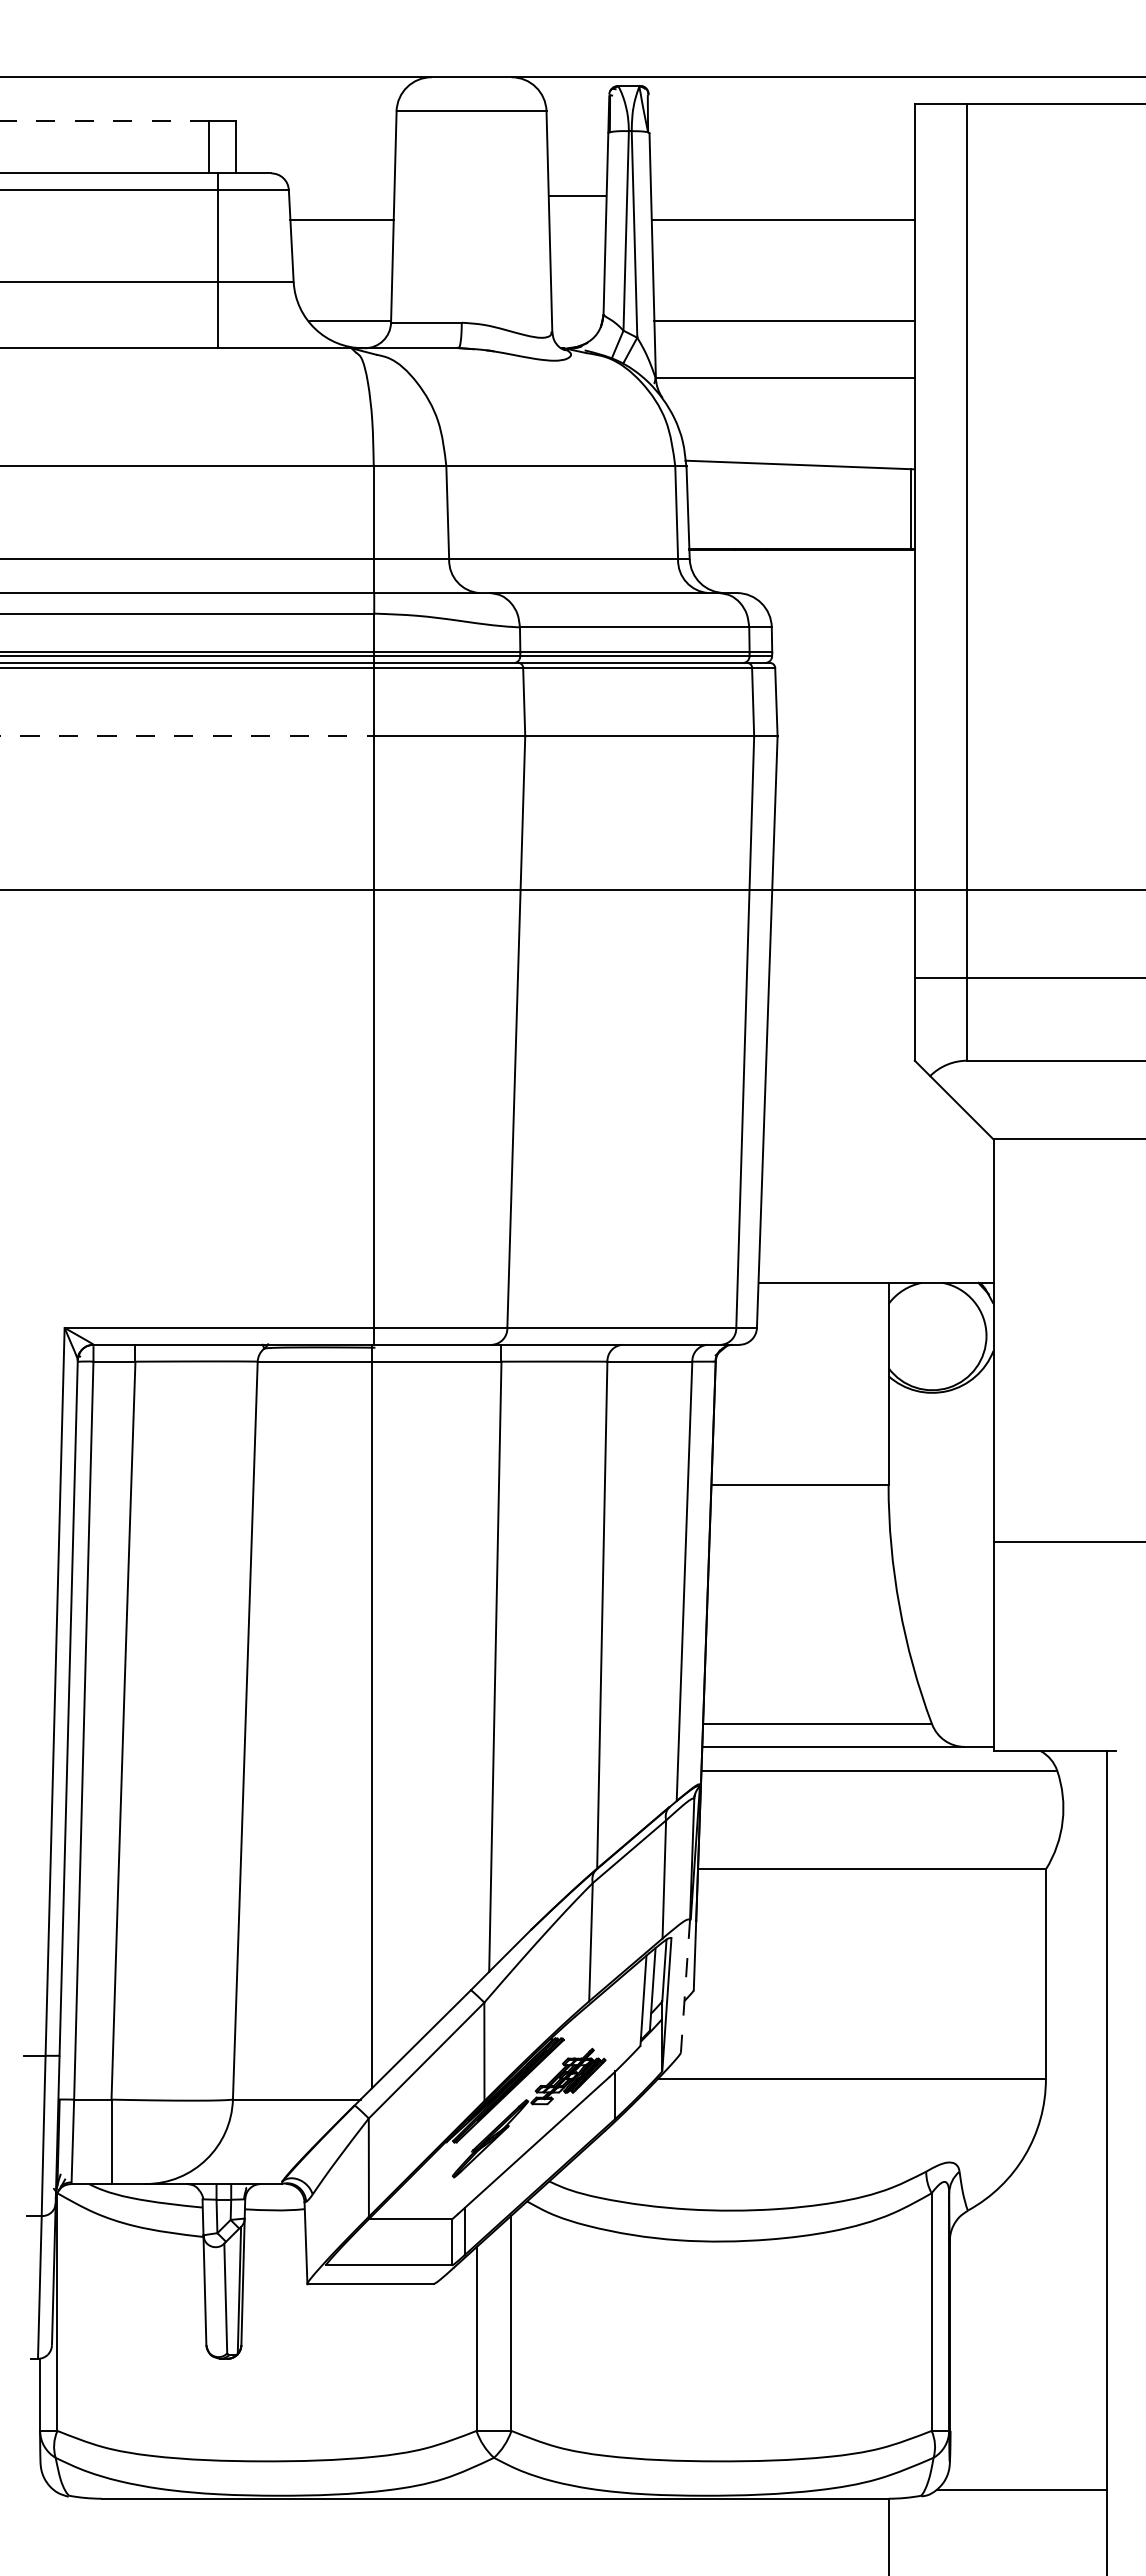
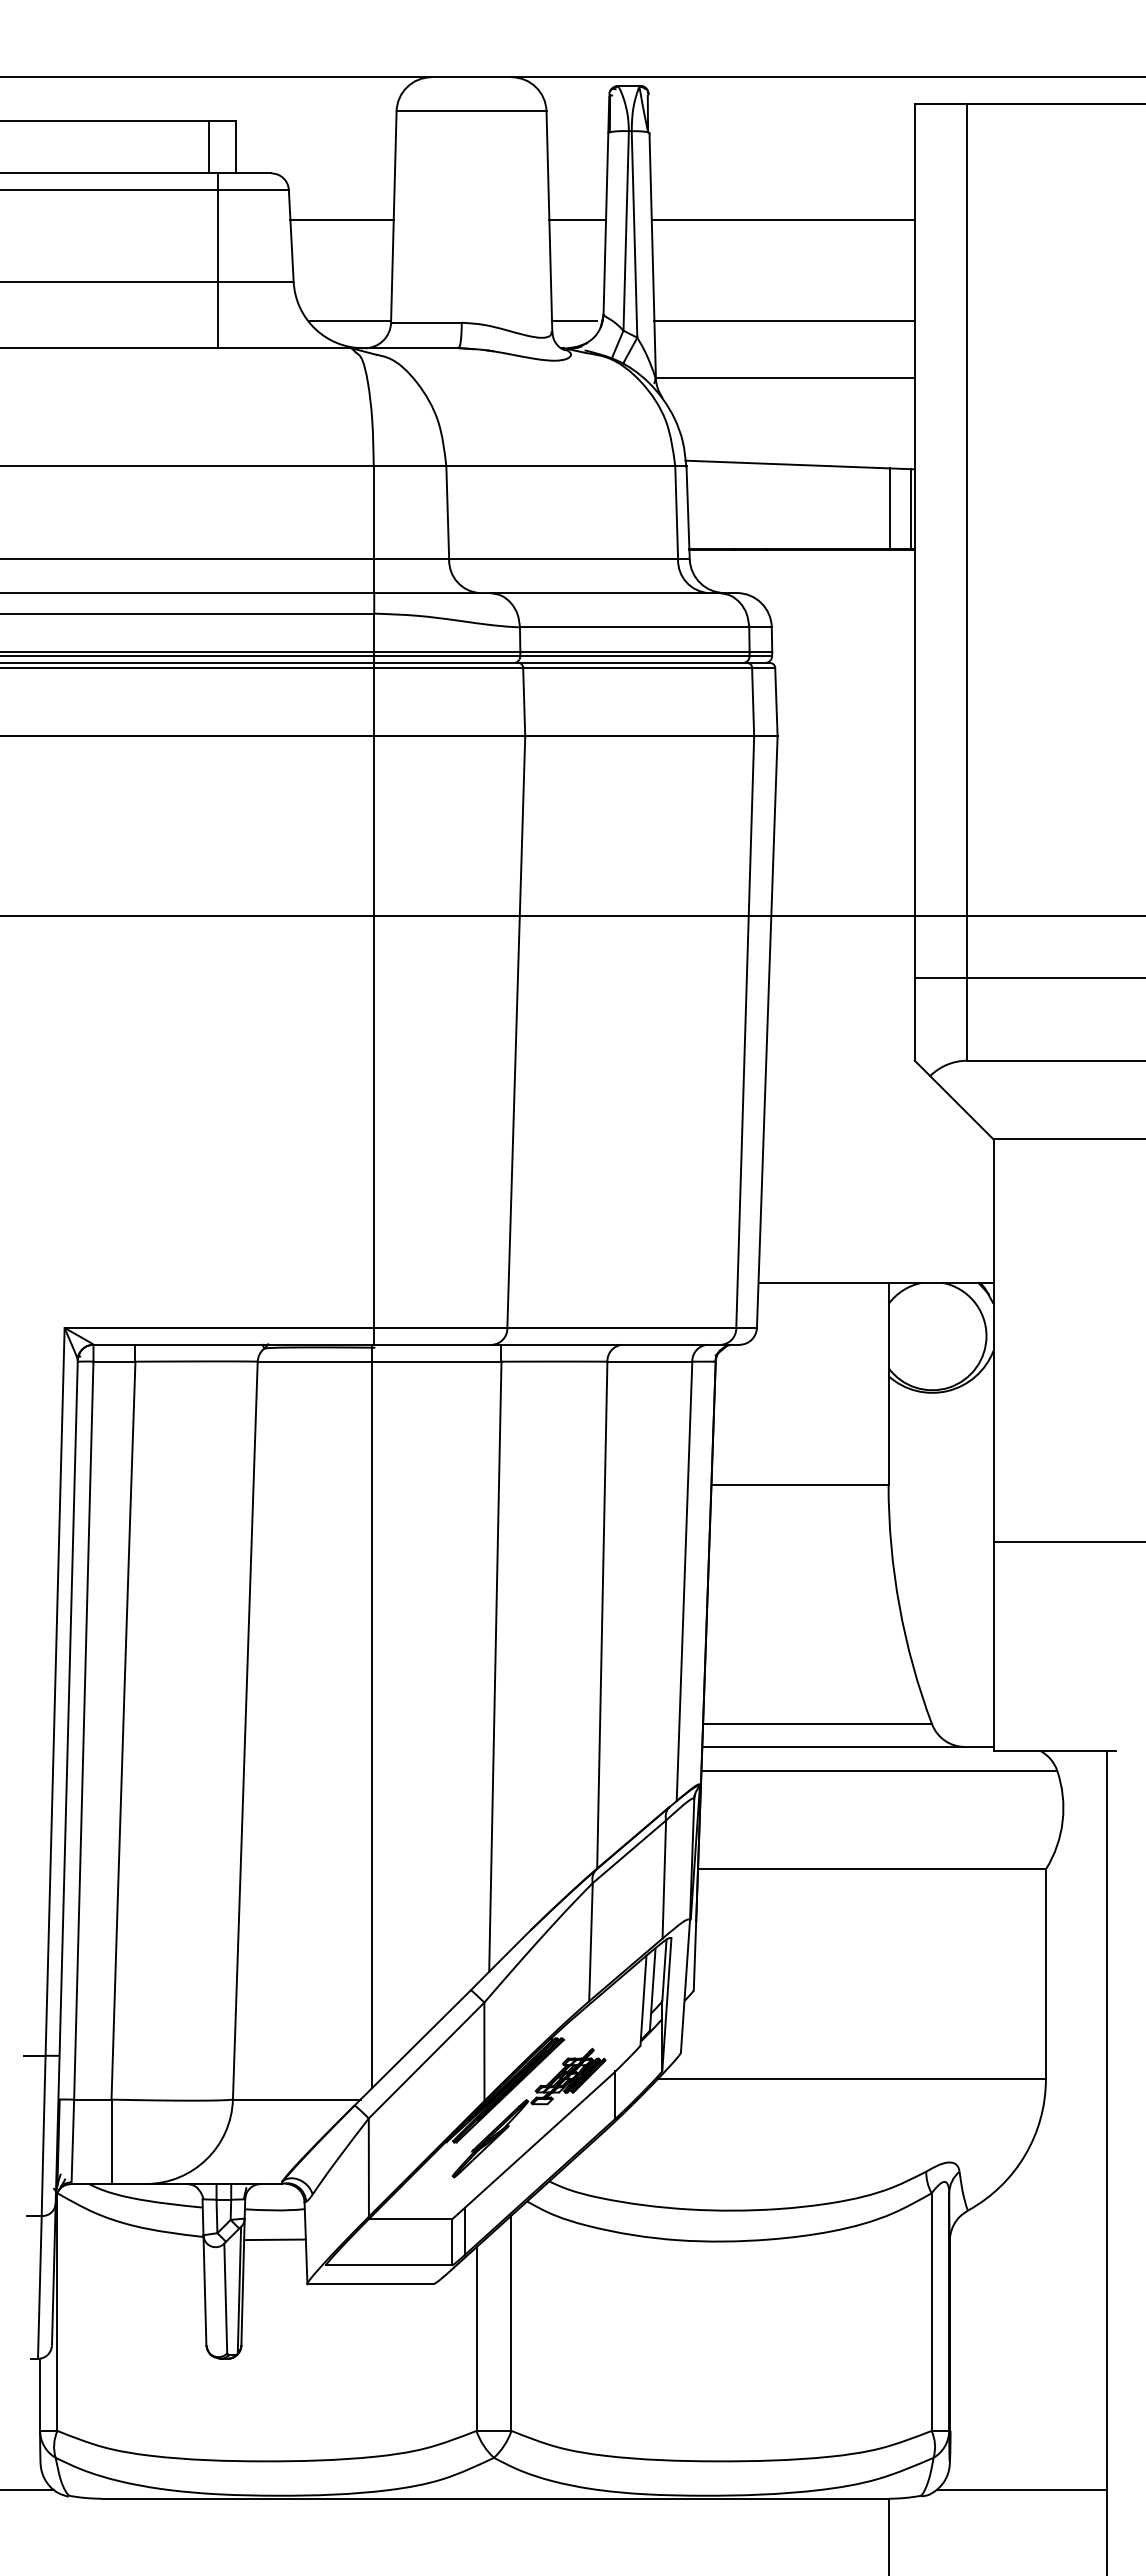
line: dashed -> solid (104, 120)
line position: (577, 195) -> (577, 219) (577, 219)
line: none -> present (574, 321)
line: none -> present (889, 508)
line: dashed -> solid (187, 736)
line position: (572, 890) -> (572, 916) (572, 916)
line: dashed -> solid (685, 1986)
line: none -> present (274, 2239)
line: none -> present (28, 2489)
